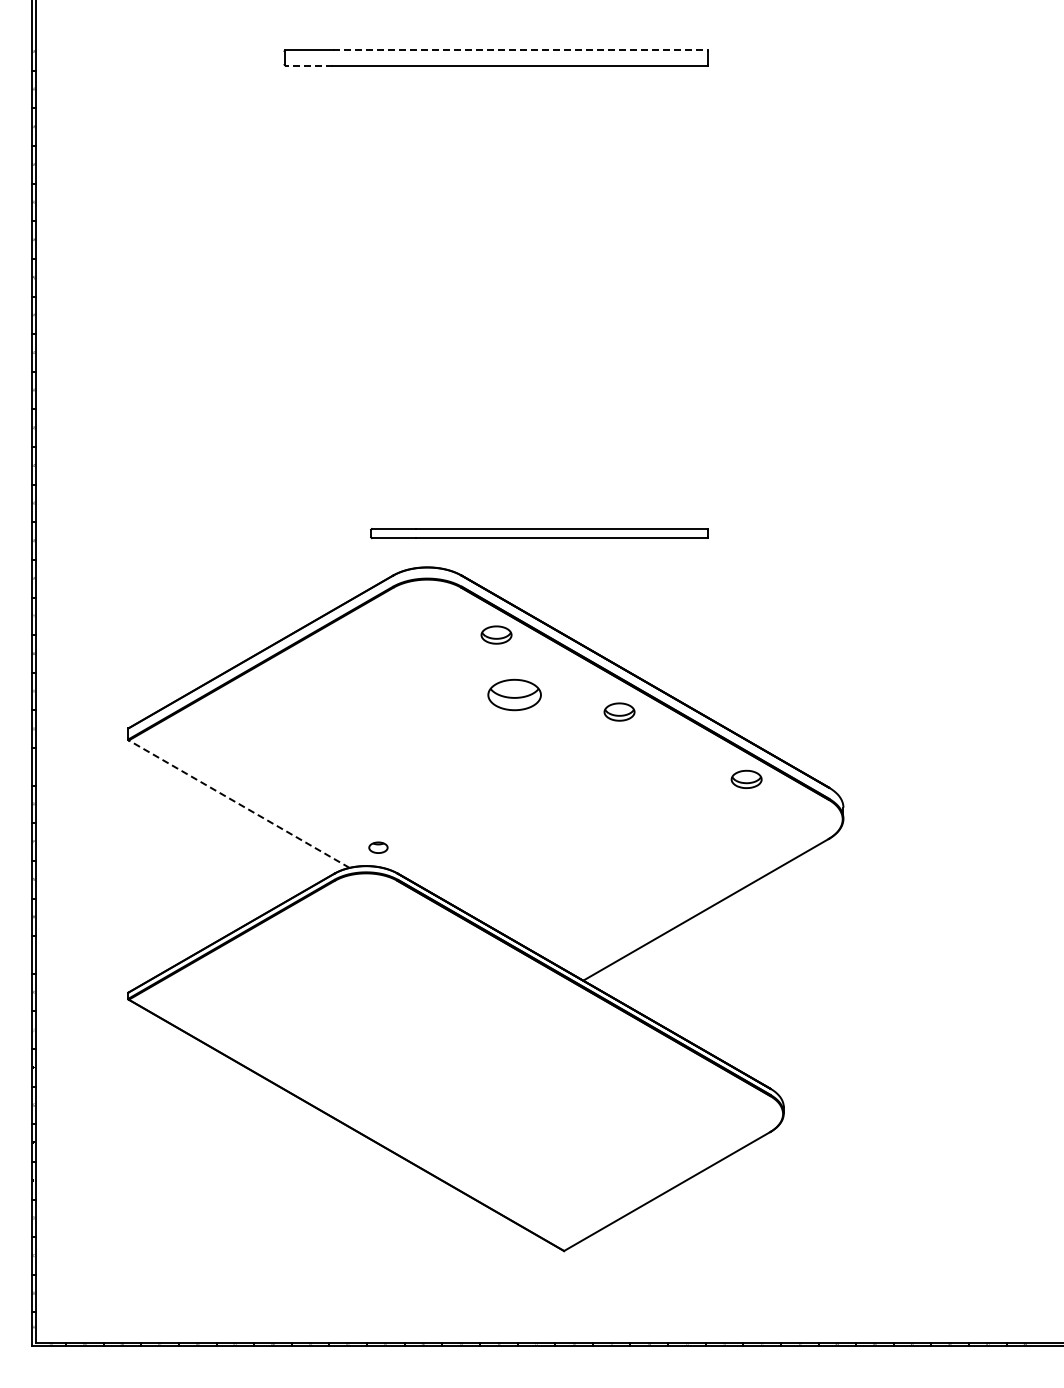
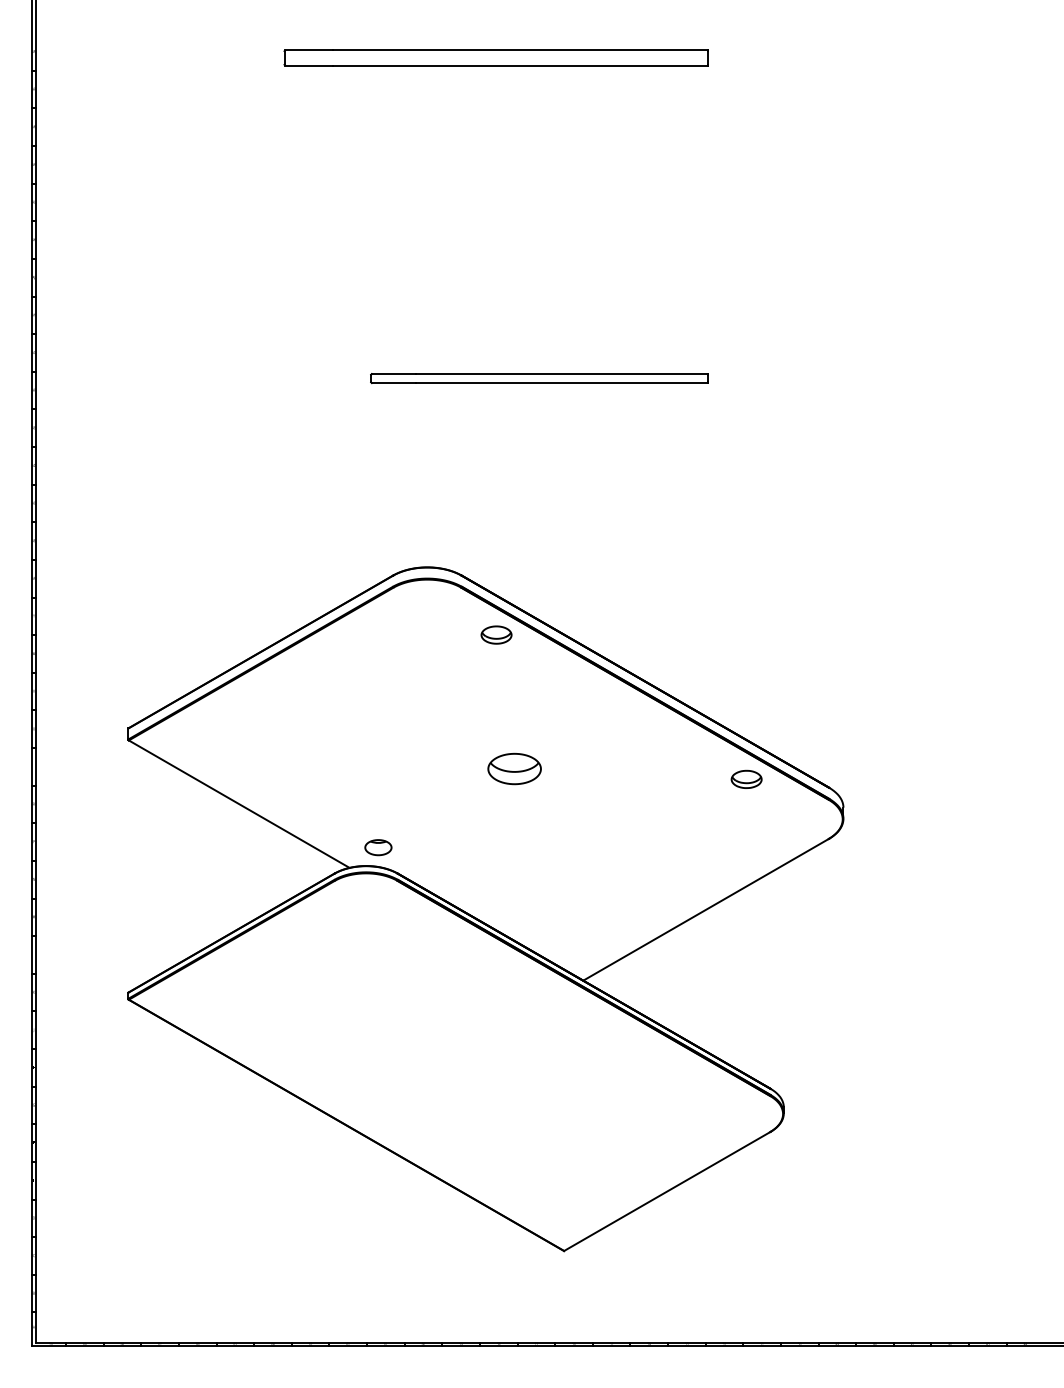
line: dashed -> solid (520, 50)
line: dashed -> solid (308, 65)
part position: (539, 533) -> (539, 378) (539, 378)
part position: (514, 694) -> (514, 768) (514, 768)
part: present -> none (619, 711)
line: dashed -> solid (238, 803)
part size: 21x13 px -> 29x18 px (378, 847)
